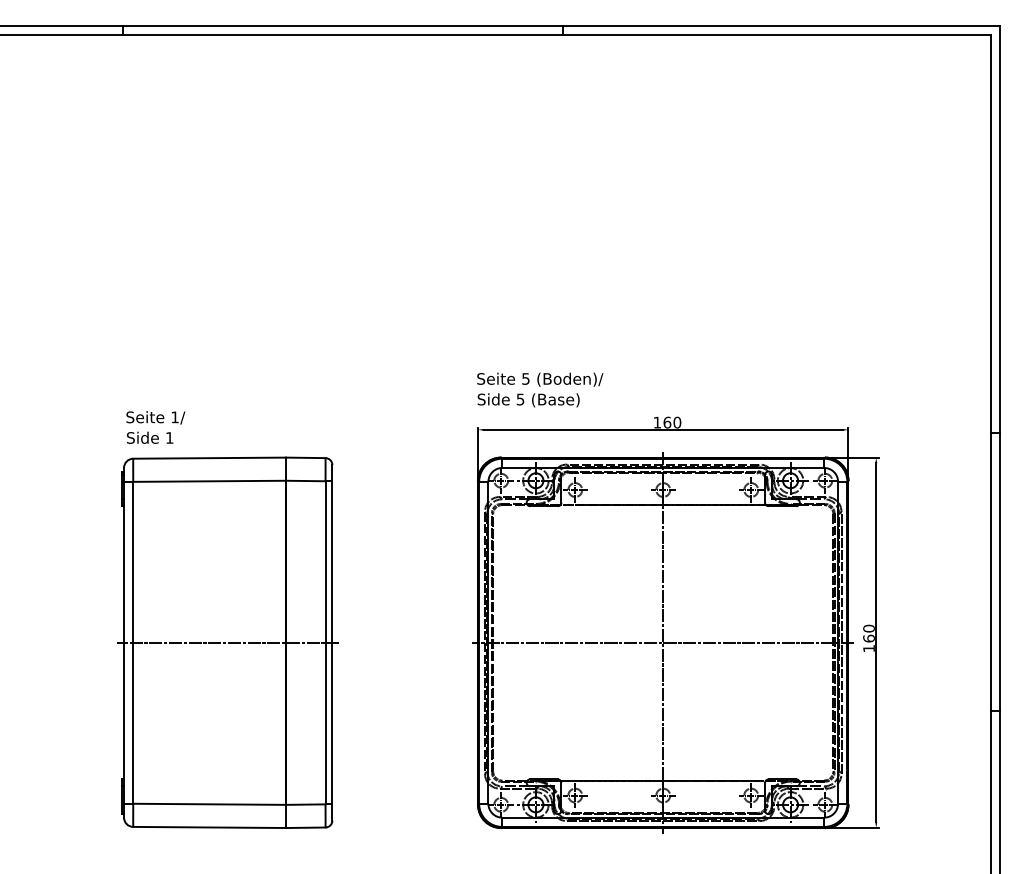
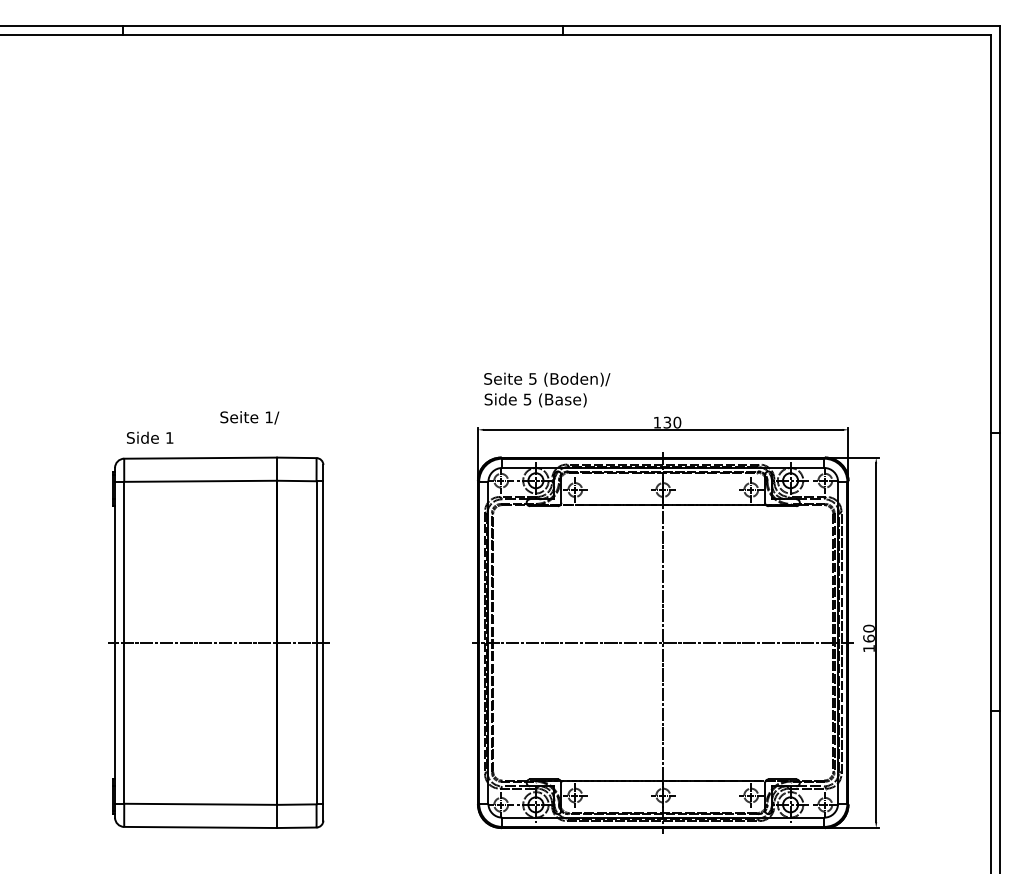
text position: (540, 389) -> (547, 389) (547, 389)
text position: (155, 417) -> (249, 417) (249, 417)
text: 160 -> 130 (667, 422)
part position: (227, 642) -> (218, 642) (218, 642)
